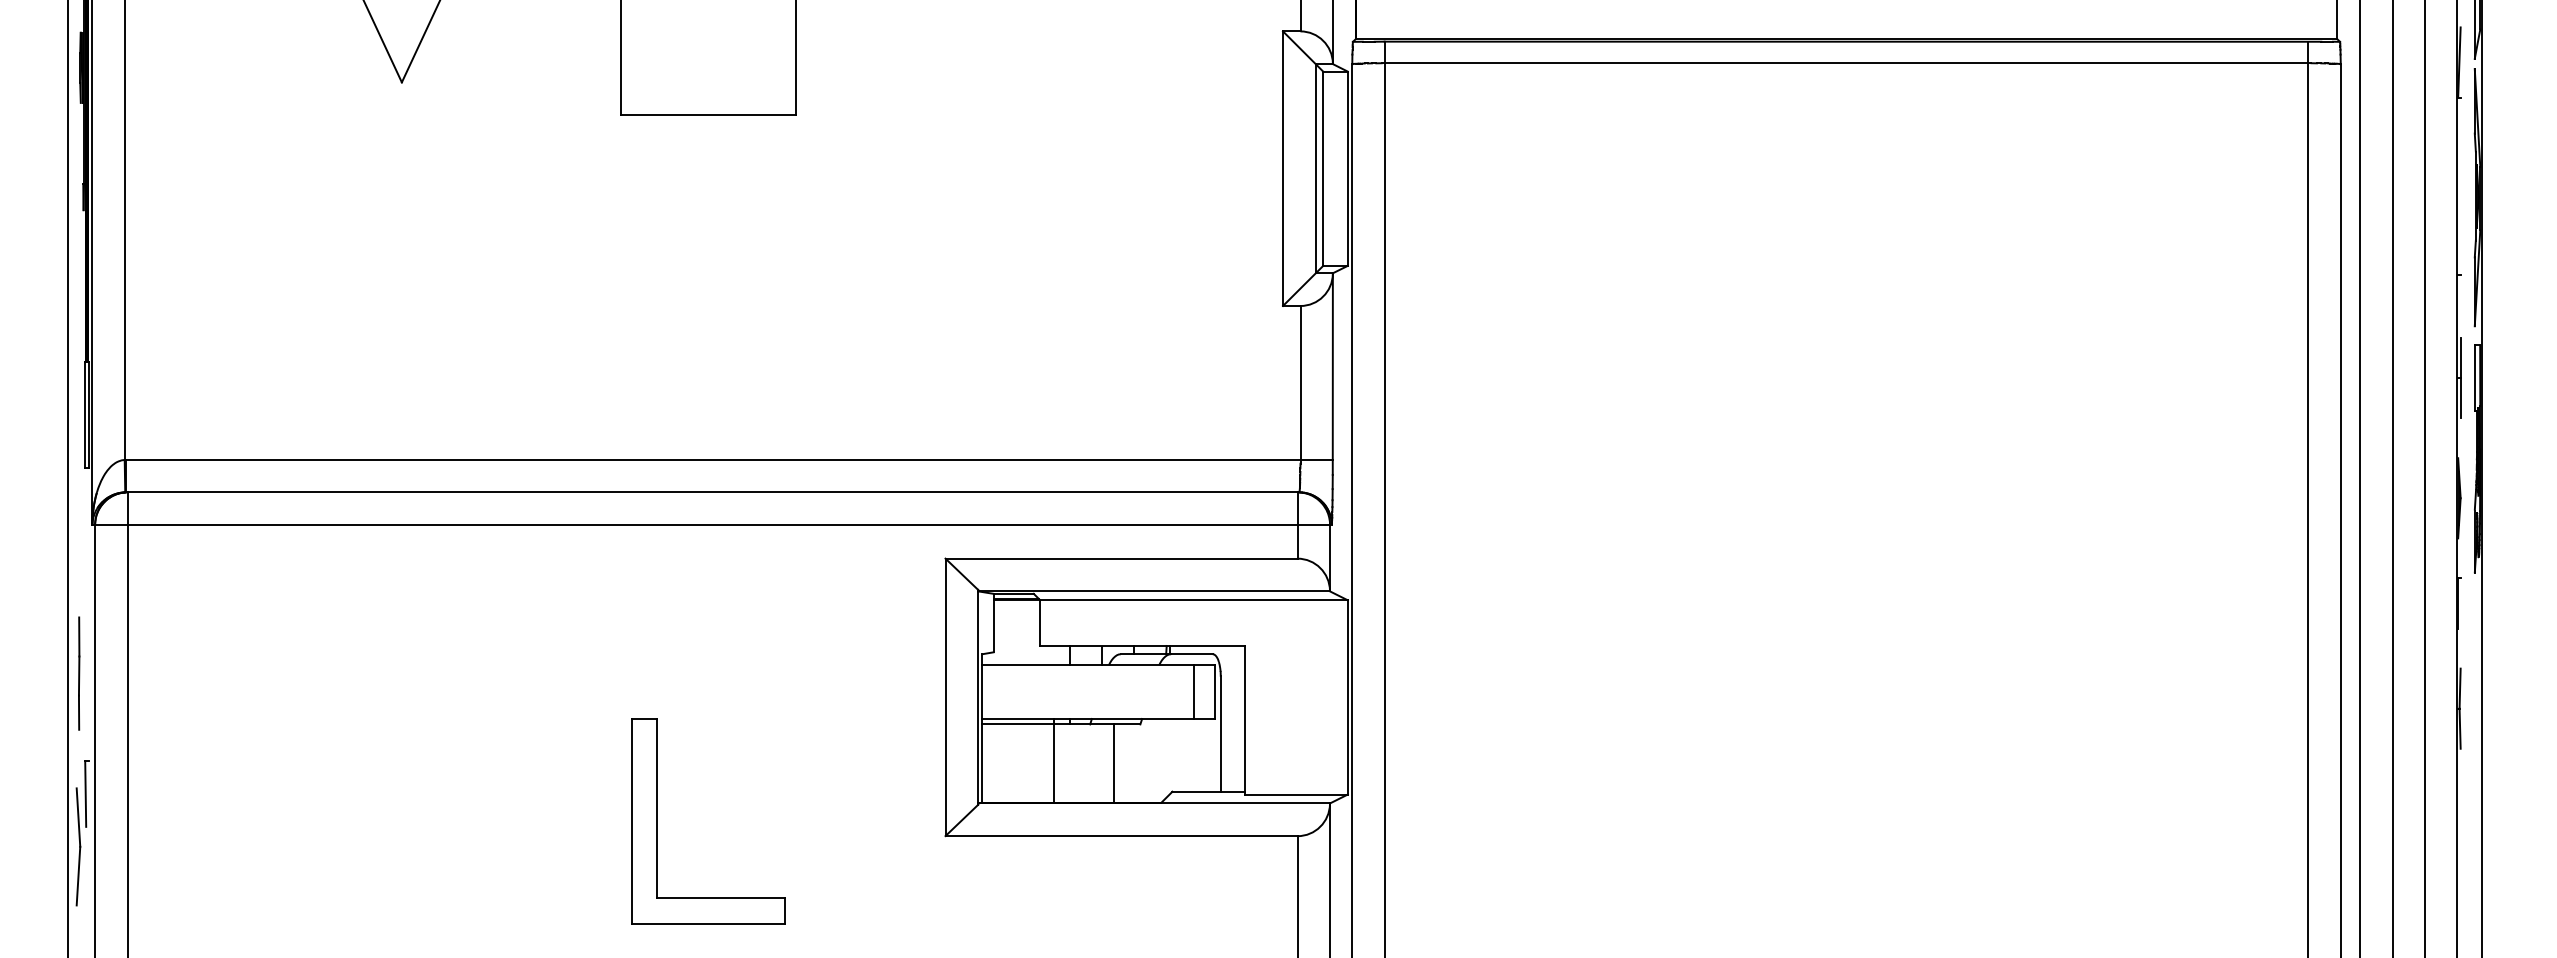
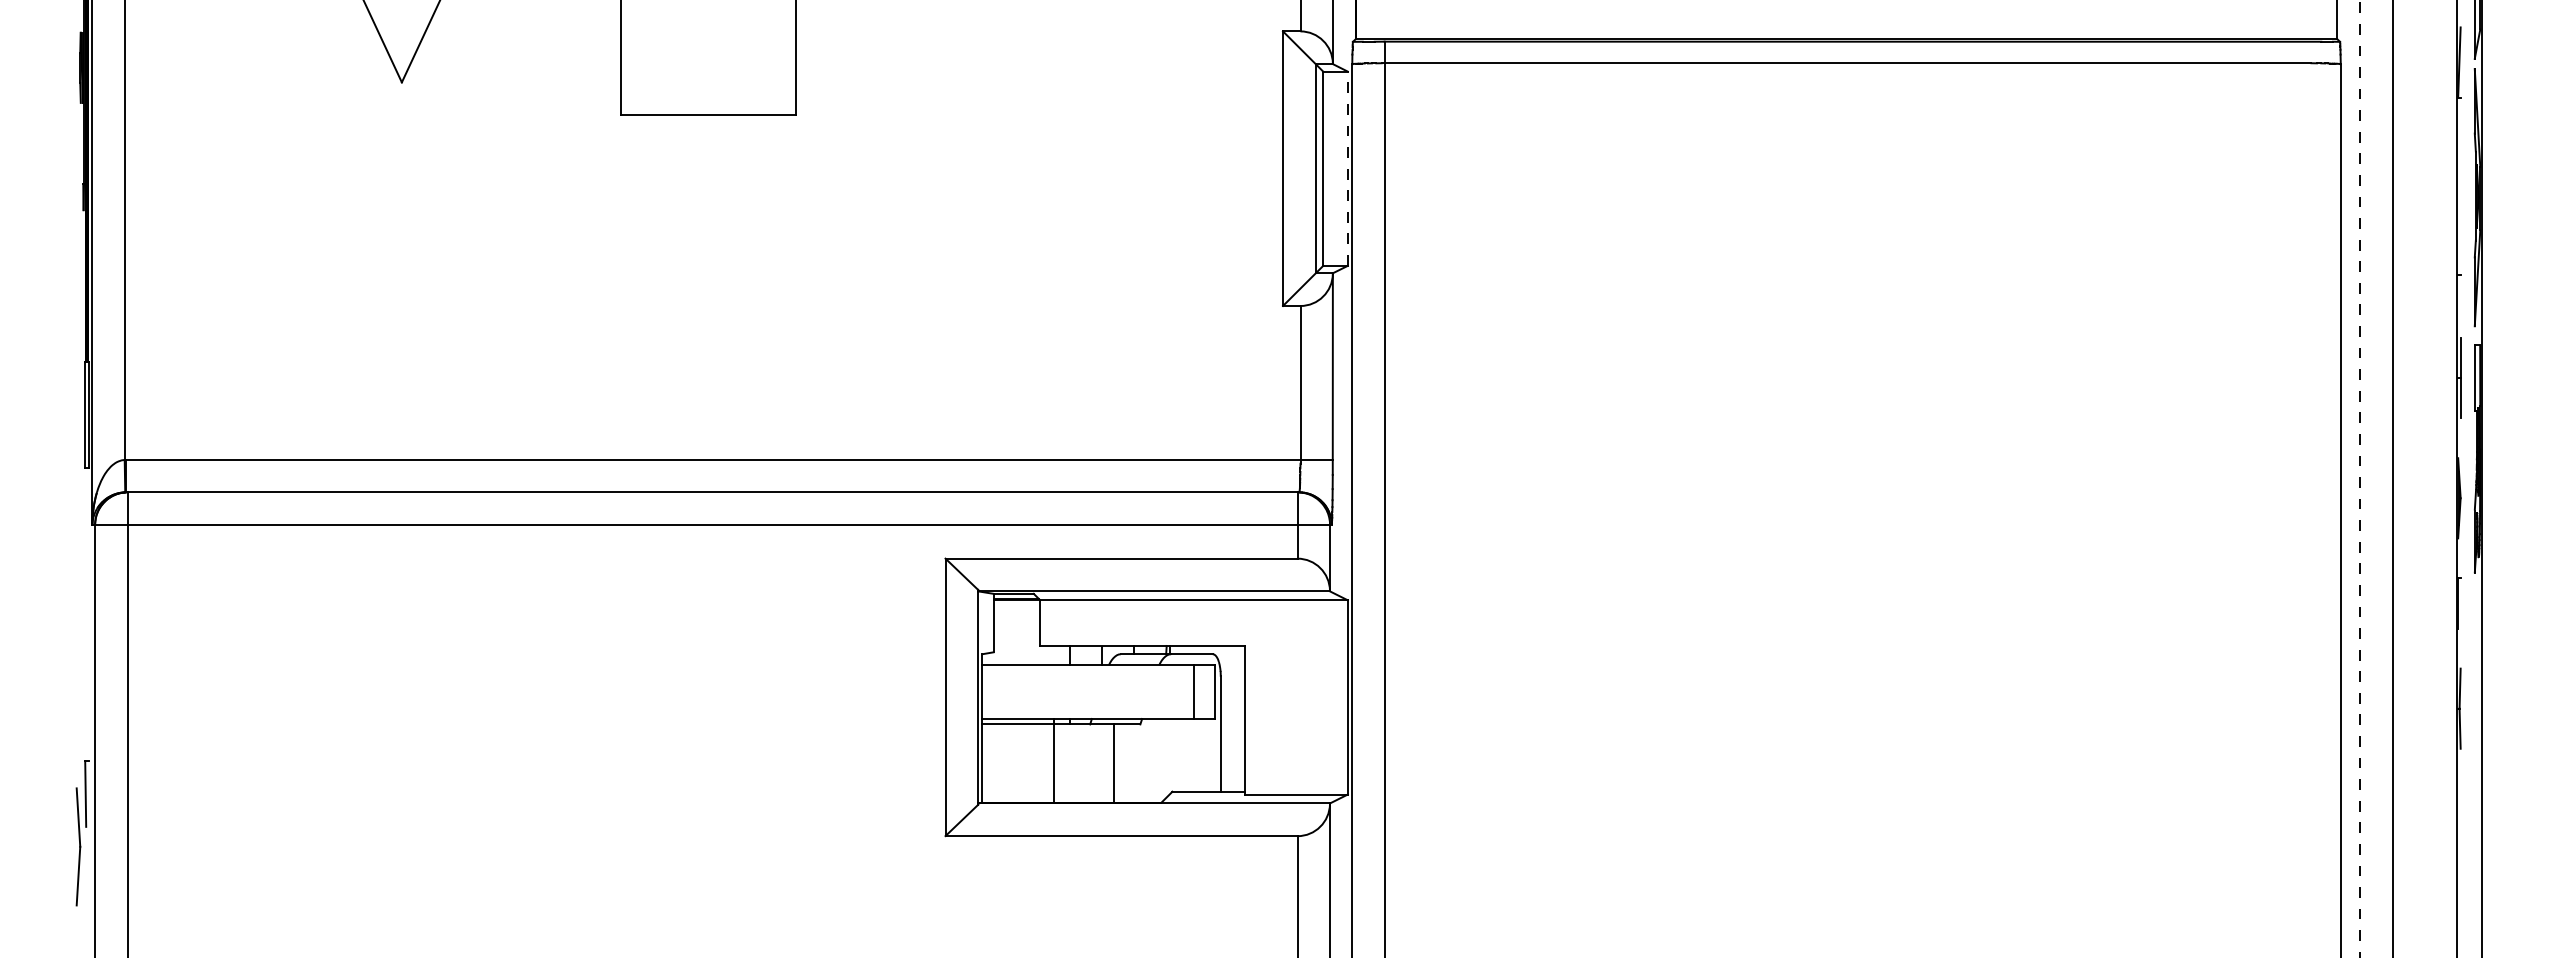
line: solid -> dashed (1347, 168)
line: present -> none (67, 478)
line: present -> none (2424, 478)
line: solid -> dashed (2360, 479)
line: present -> none (2308, 497)
line: present -> none (79, 673)
part: present -> none (657, 821)
